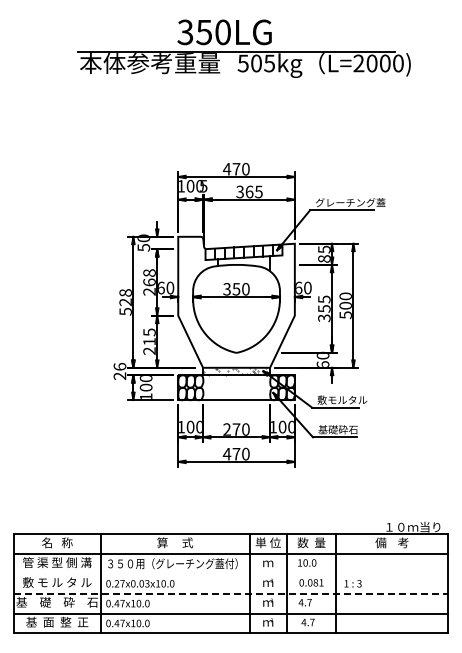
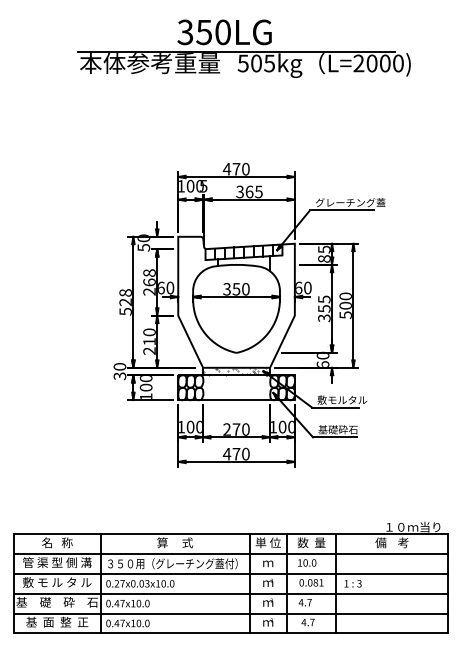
text: 215 -> 210 (149, 332)
text: 26 -> 30 (119, 371)
line: none -> present (230, 573)
line: dashed -> solid (231, 593)
